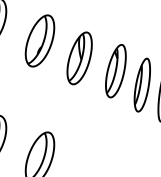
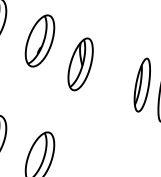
part position: (79, 58) -> (80, 64) (80, 64)
part: present -> none (115, 71)
